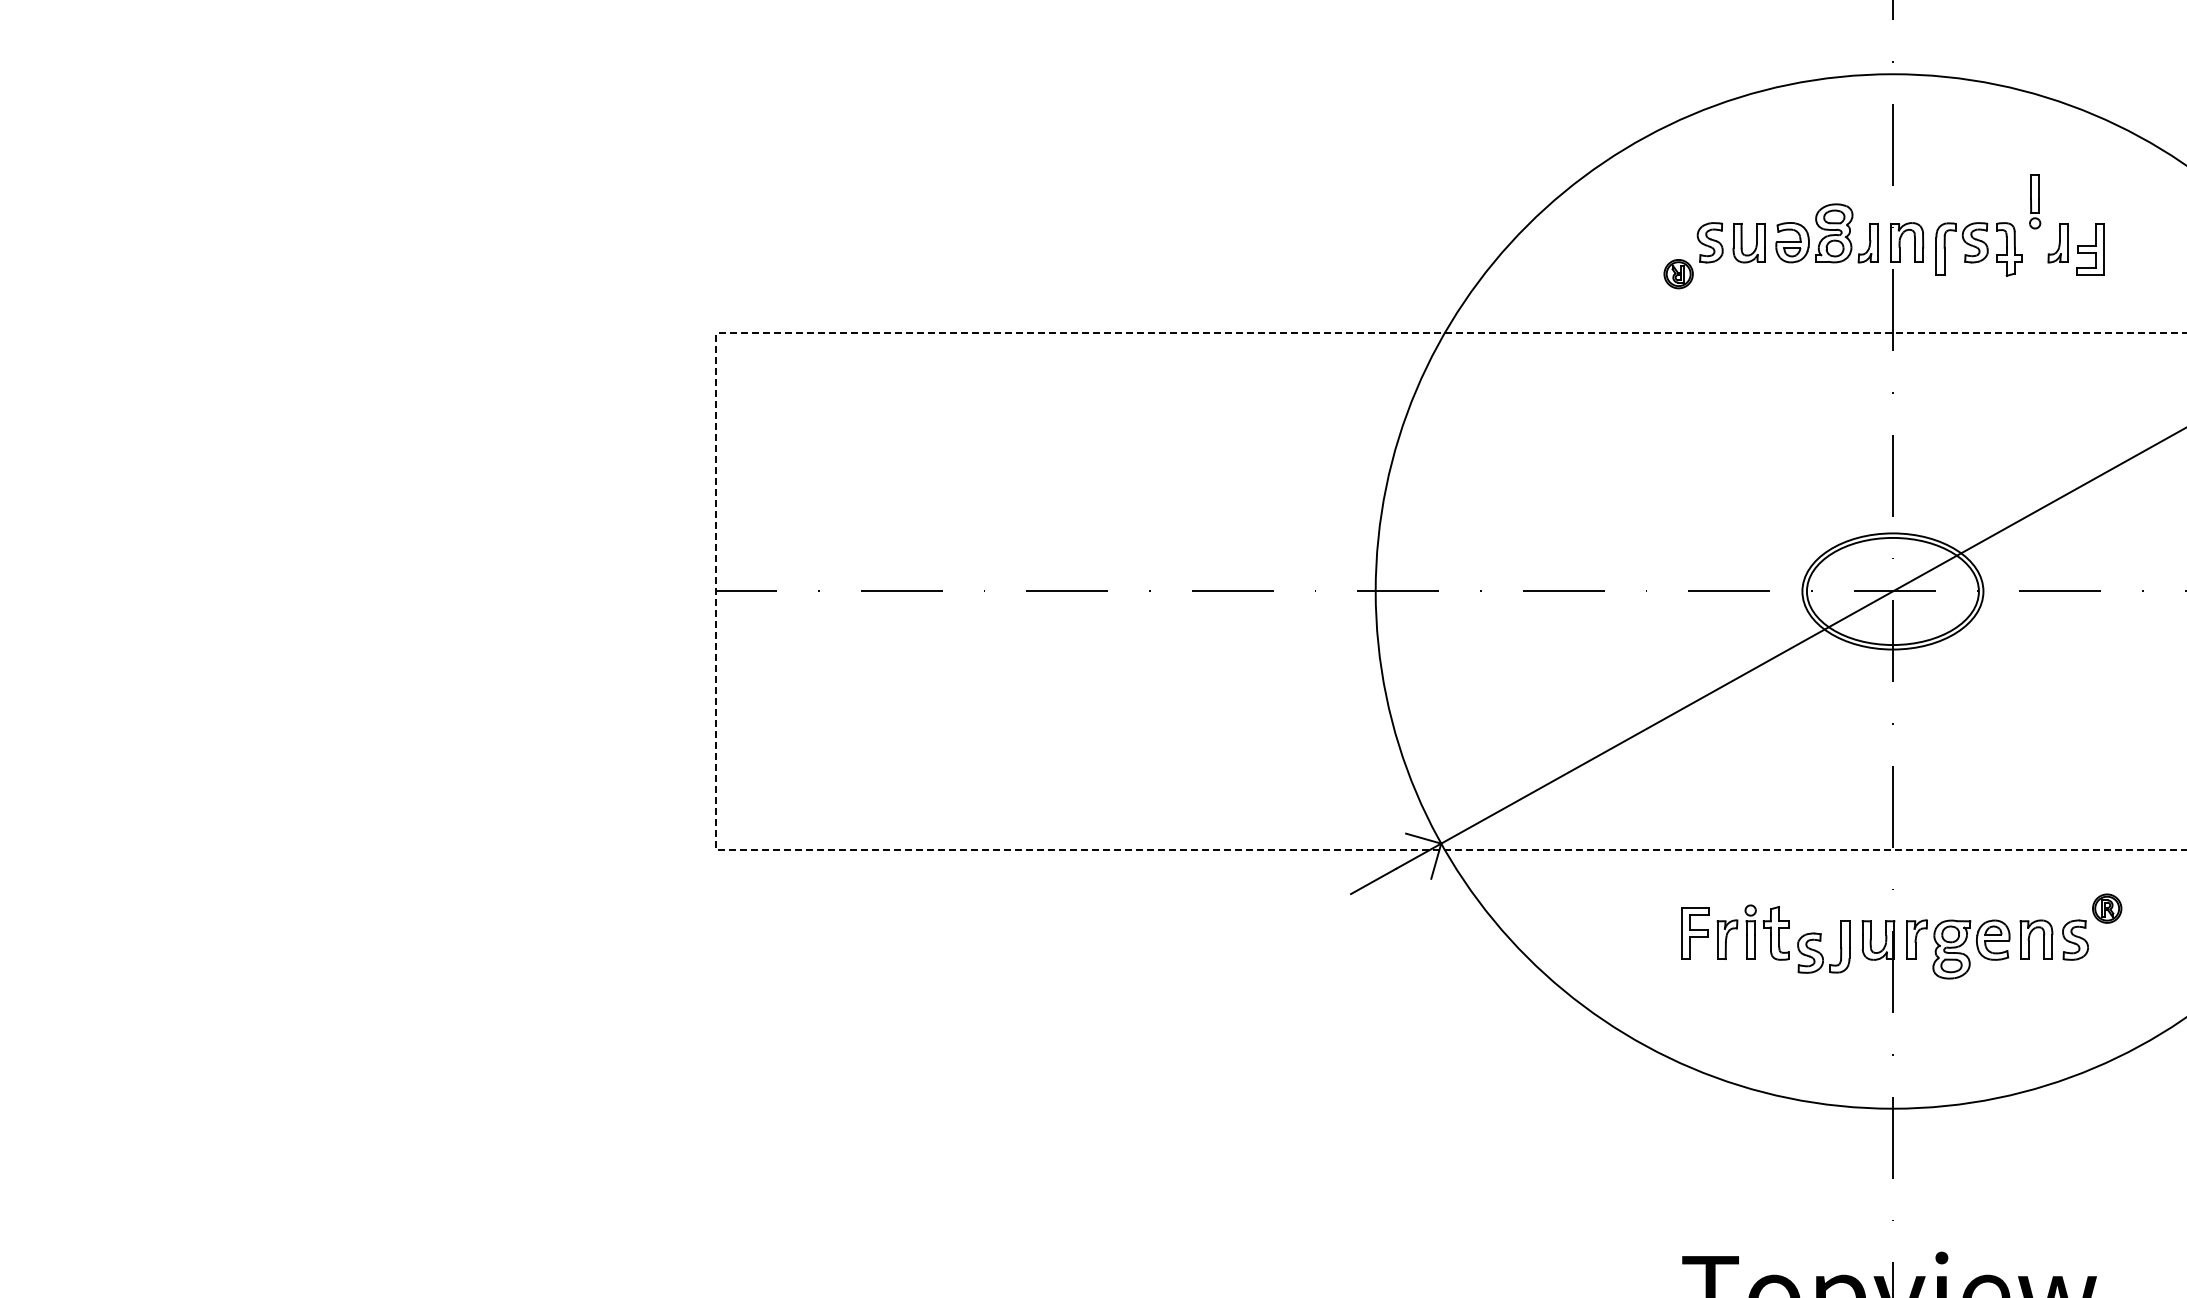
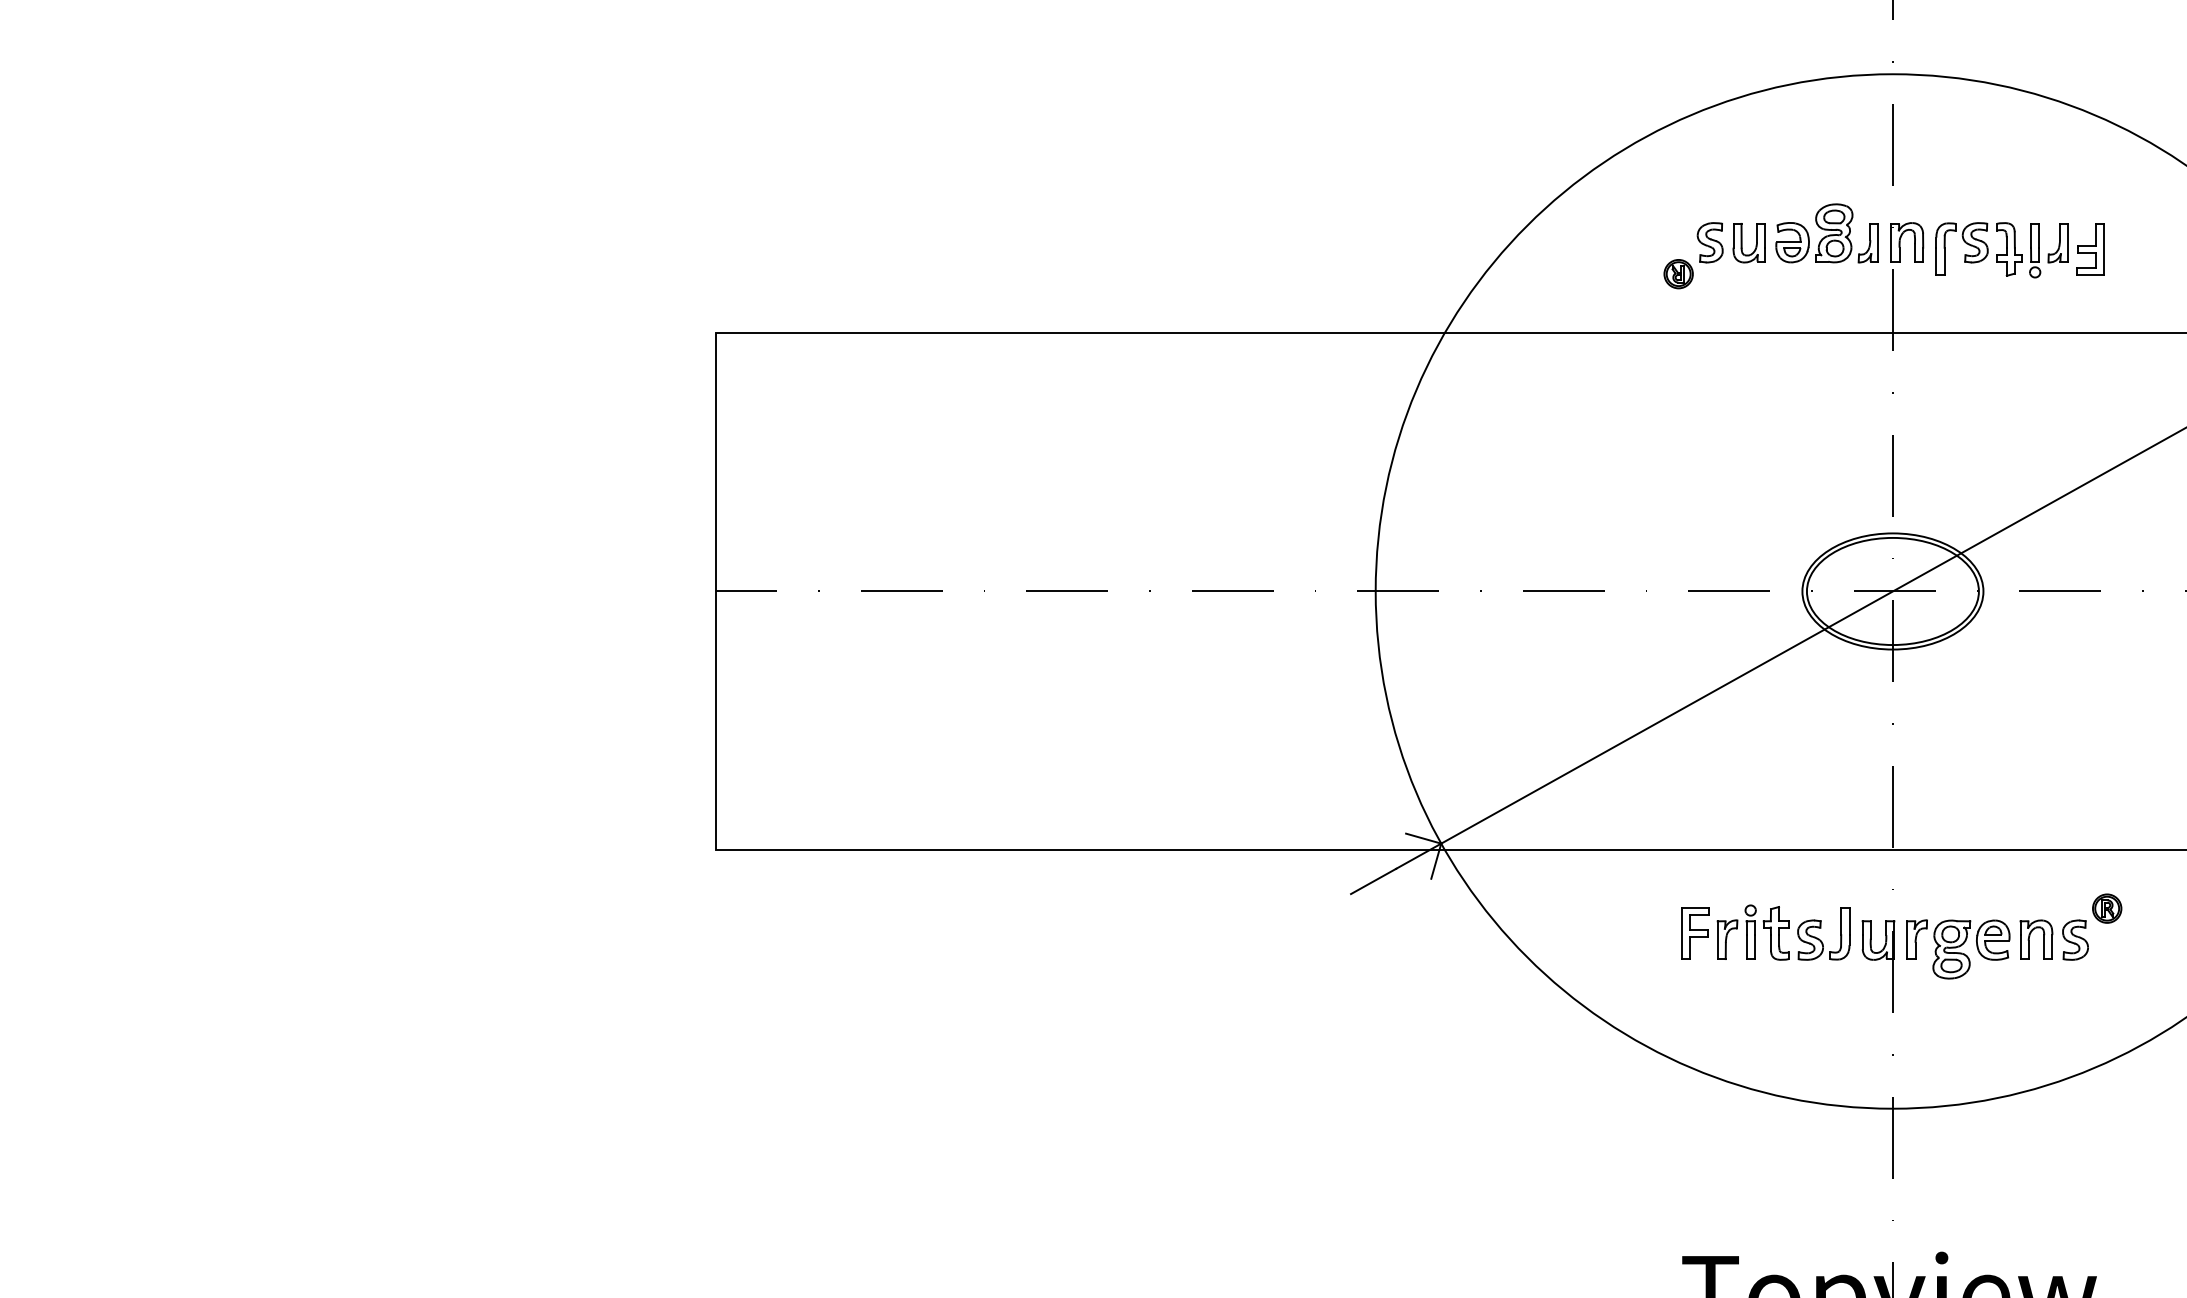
part position: (2035, 201) -> (2035, 250) (2035, 250)
line: dashed -> solid (716, 591)
part position: (1823, 946) -> (1823, 933) (1823, 933)
